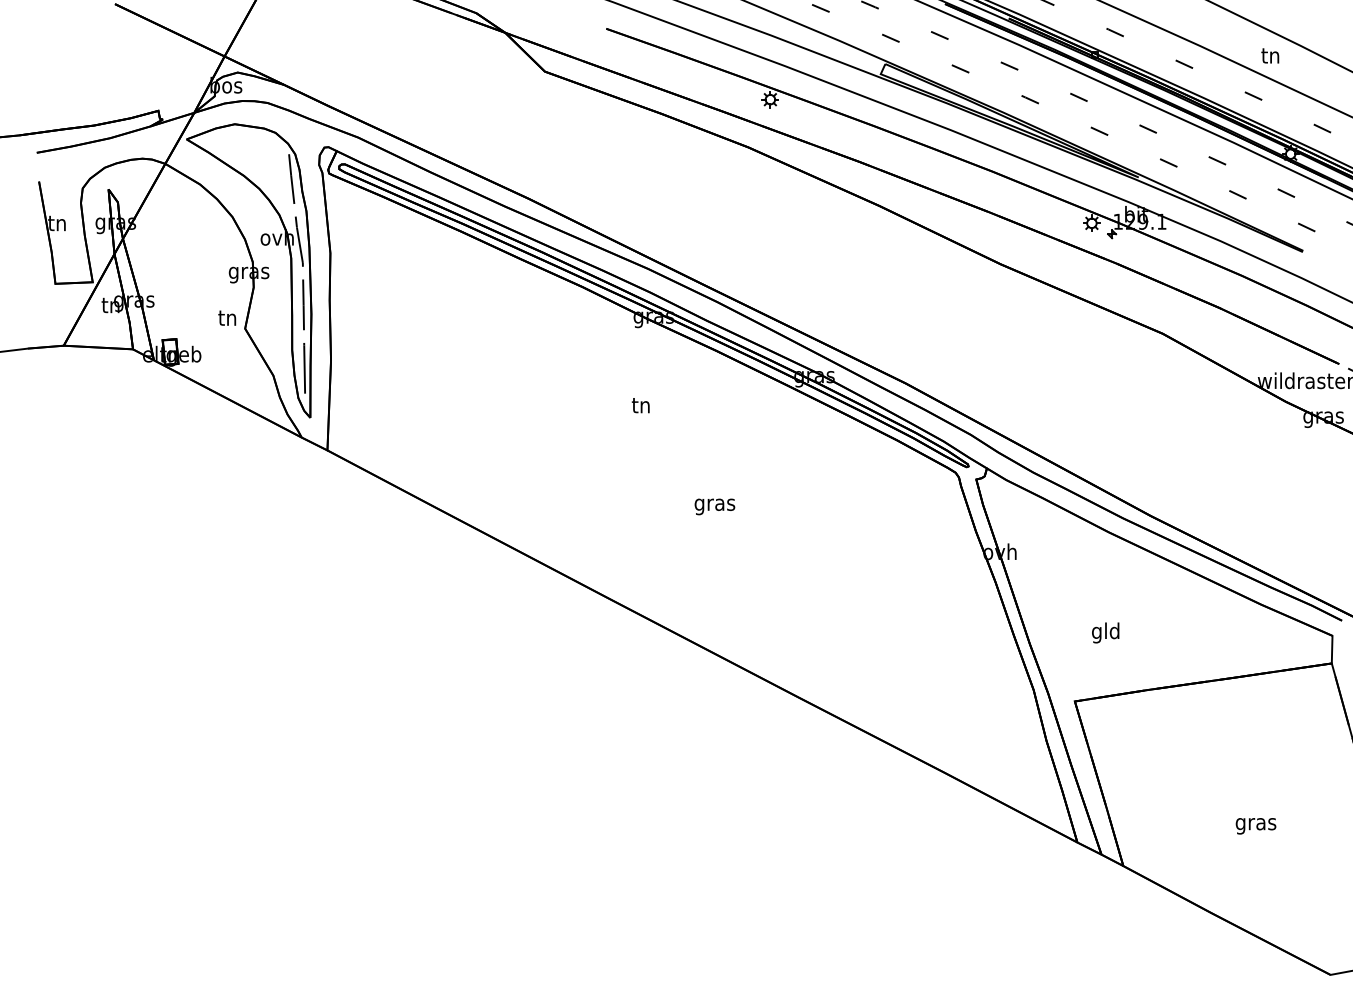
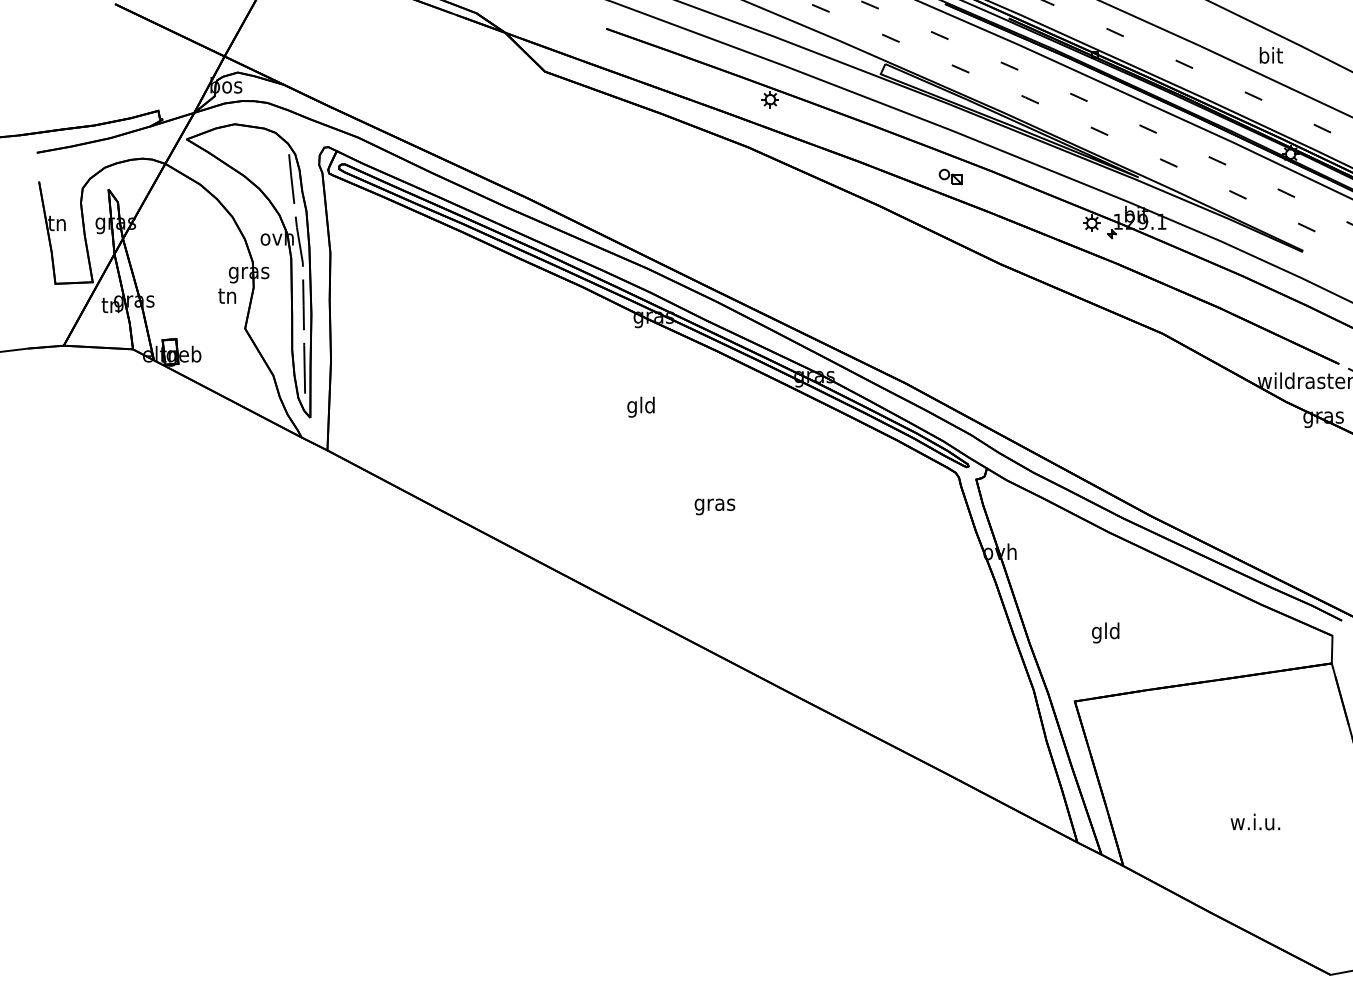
text: tn -> bit (1271, 55)
part: none -> present (950, 176)
text position: (227, 317) -> (227, 295) (227, 295)
text: tn -> gld (640, 406)
text: gras -> w.i.u. (1255, 823)
